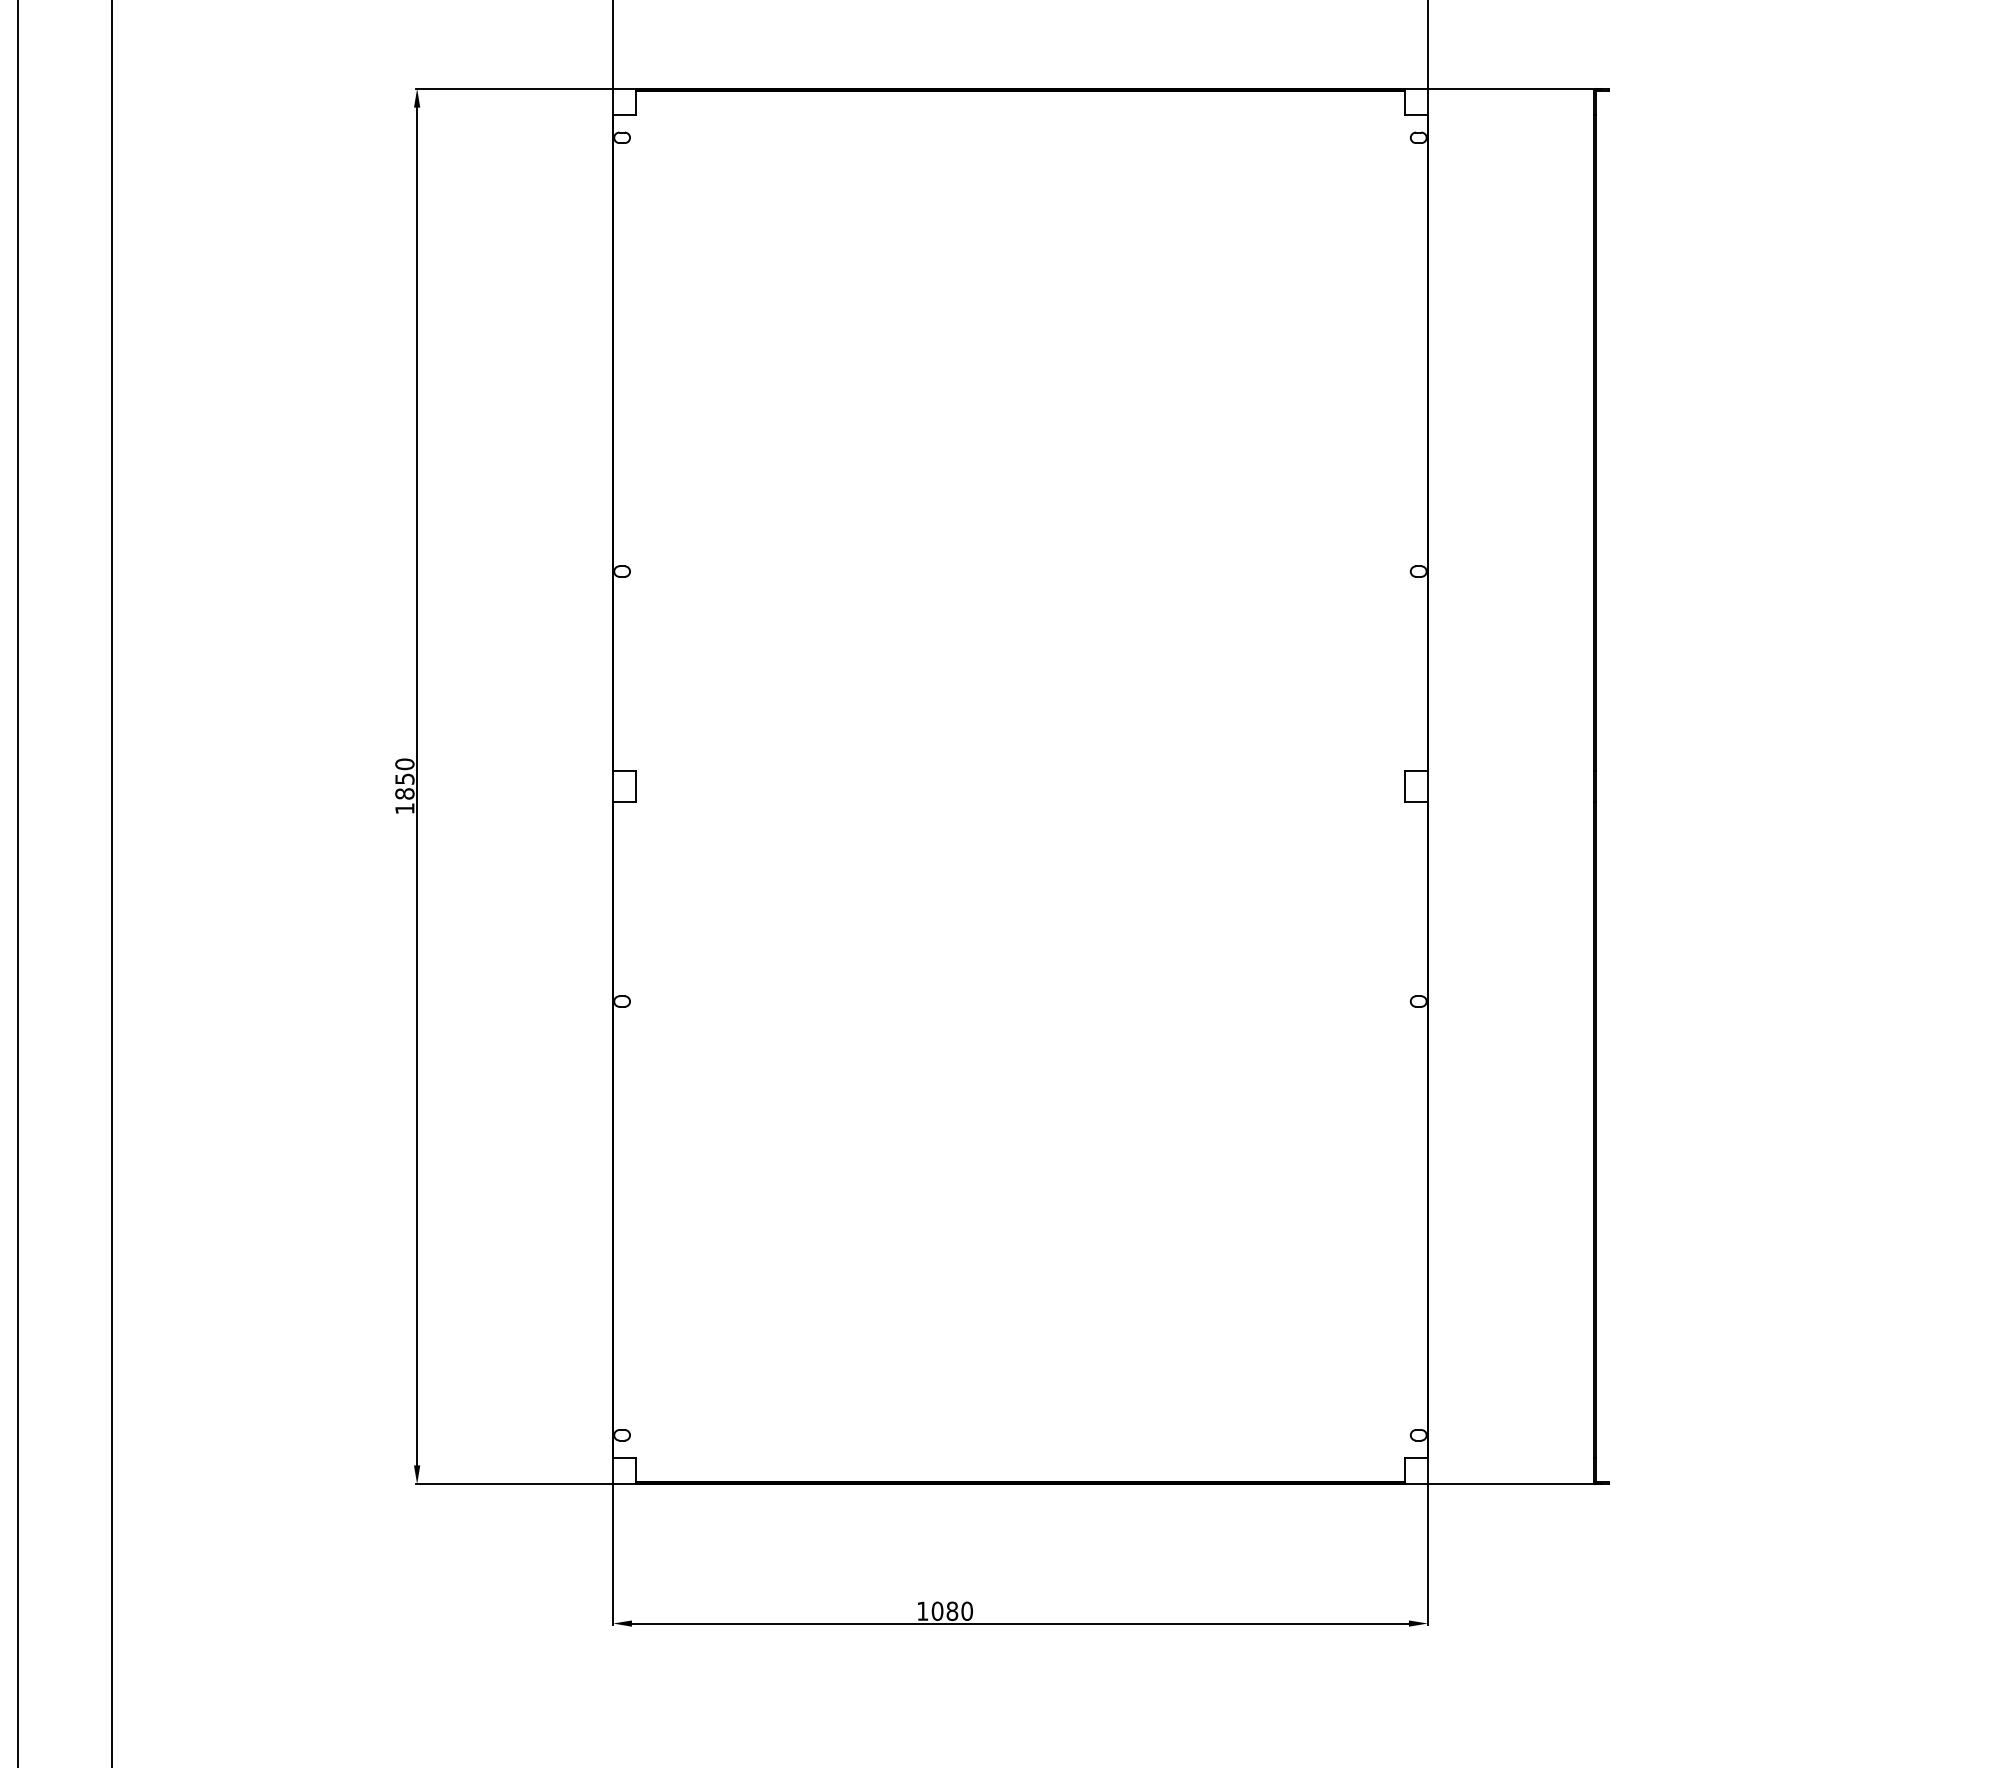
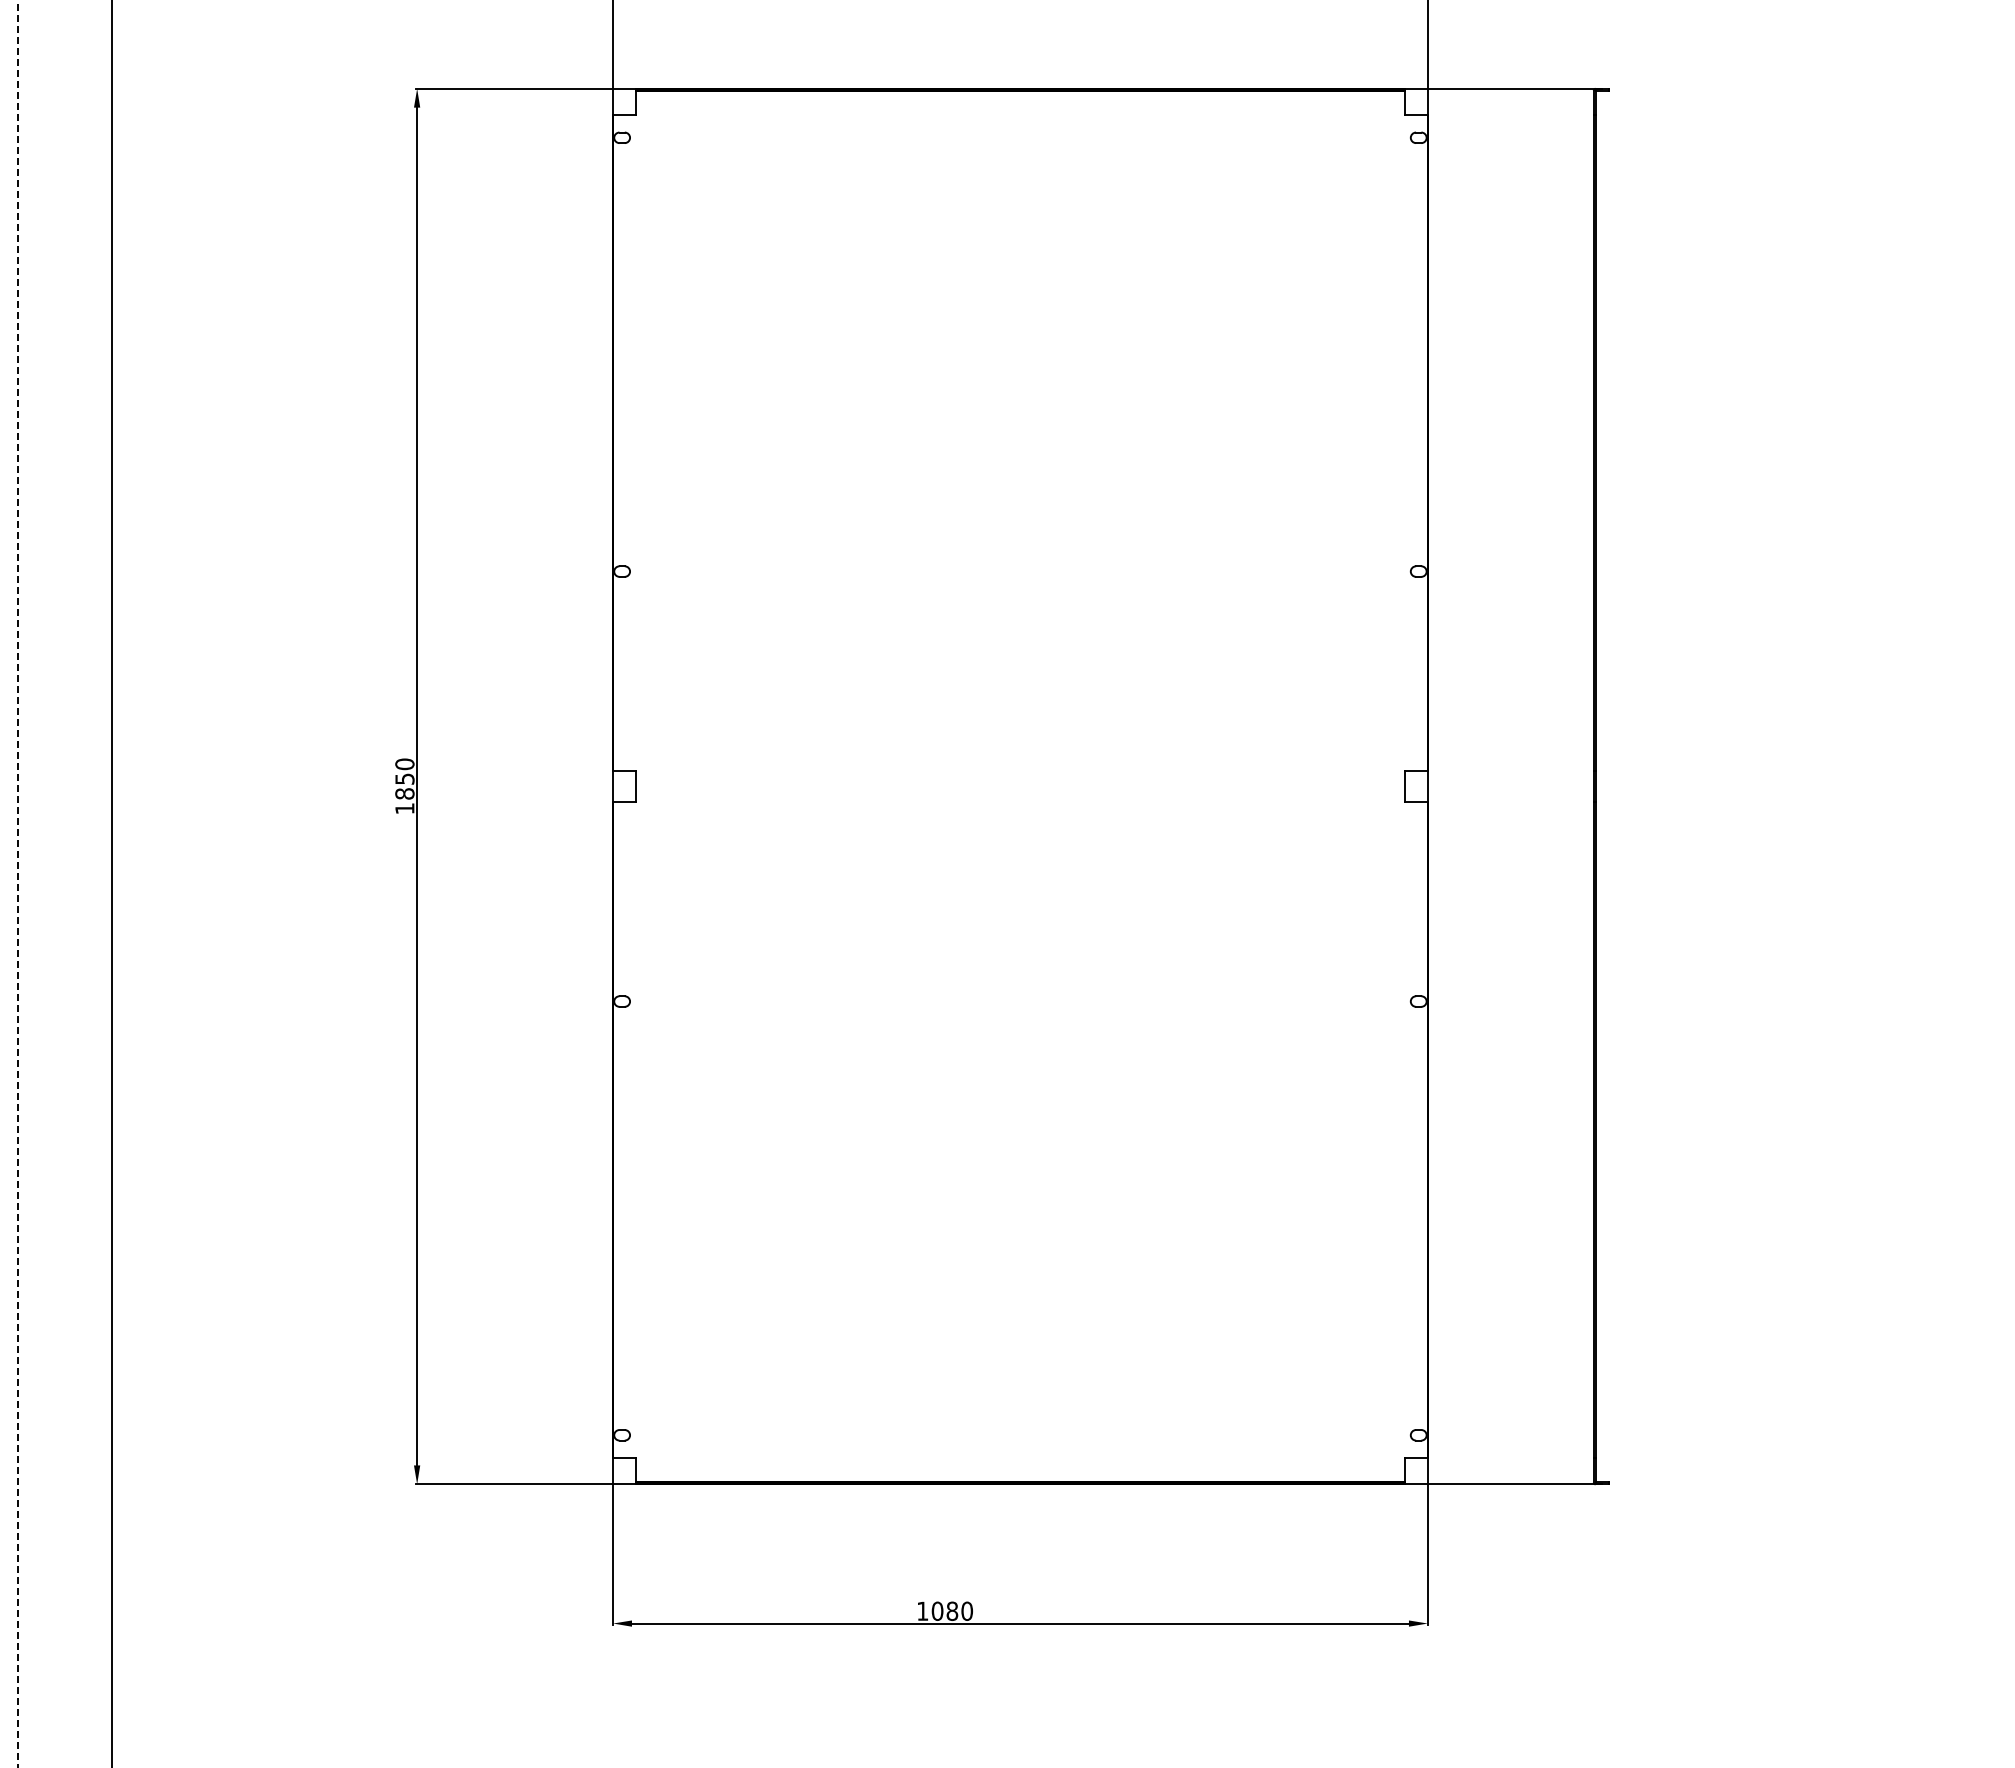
line: solid -> dashed (17, 883)
